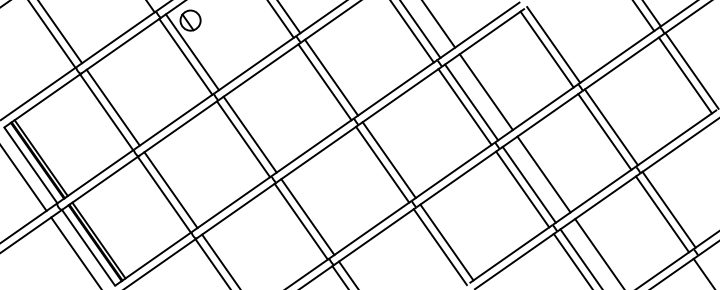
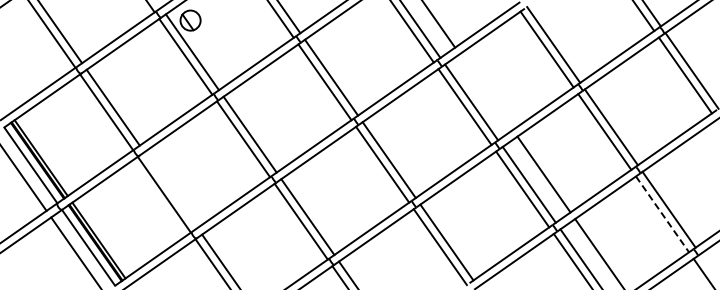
line: present -> none (485, 92)
line: present -> none (170, 190)
line: solid -> dashed (662, 214)
